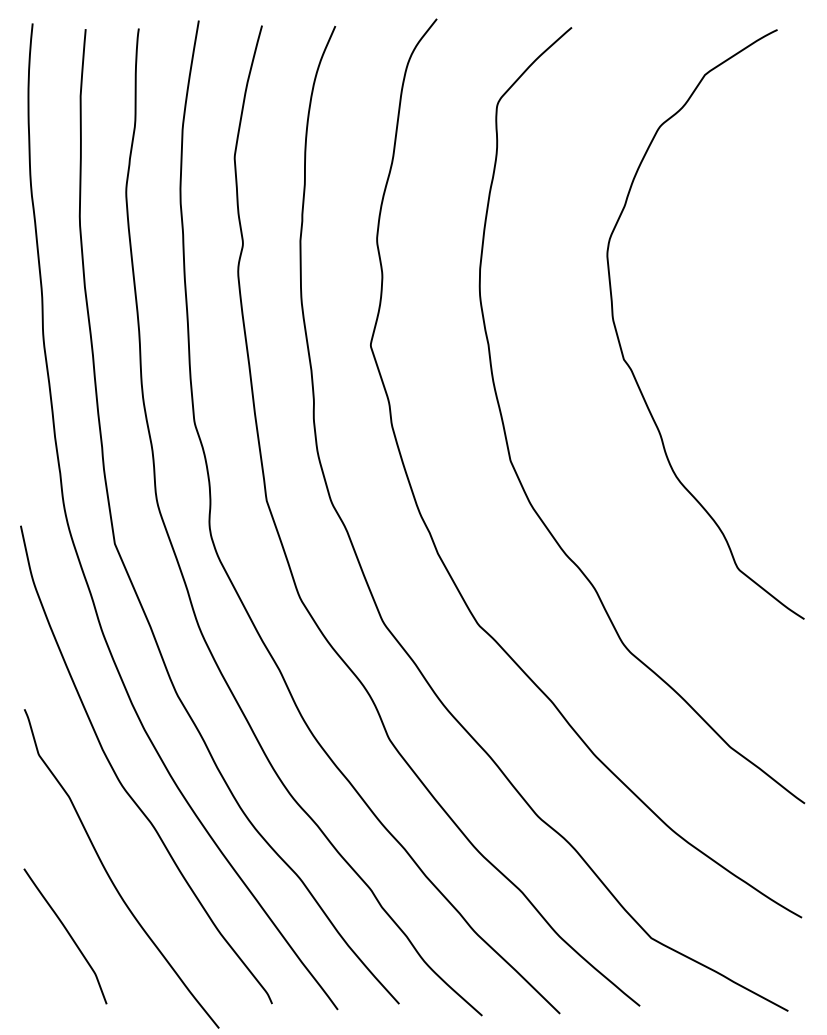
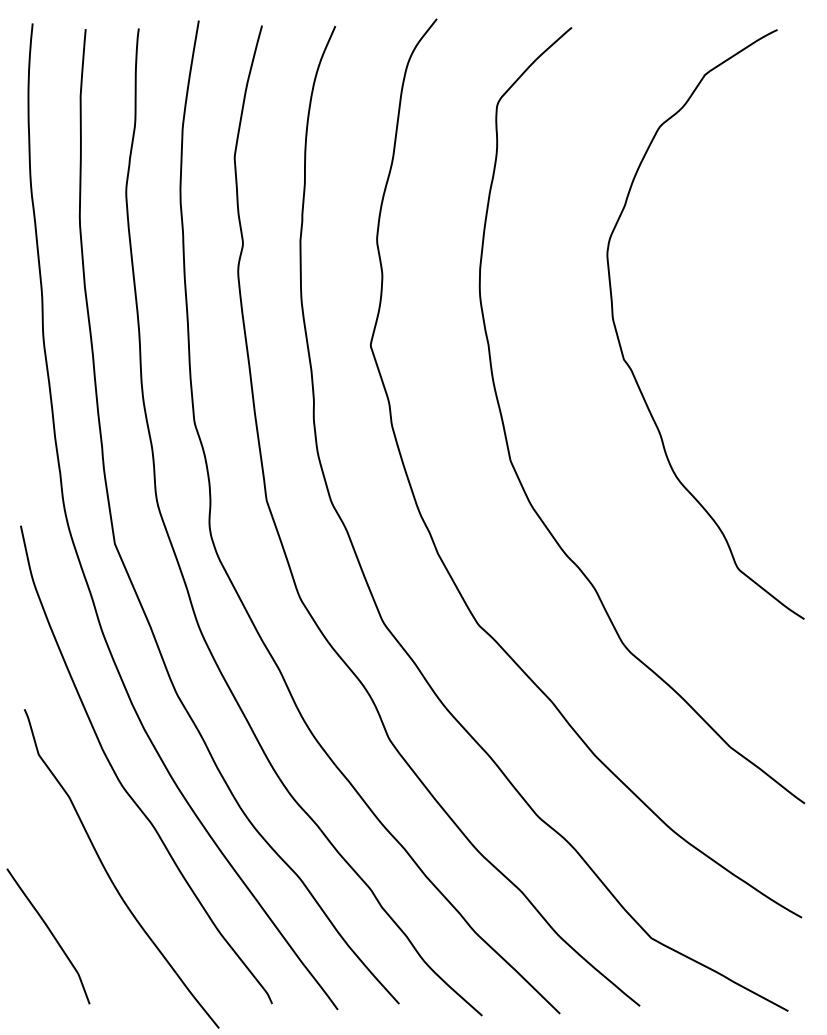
curve position: (67, 933) -> (50, 933) (50, 933)
